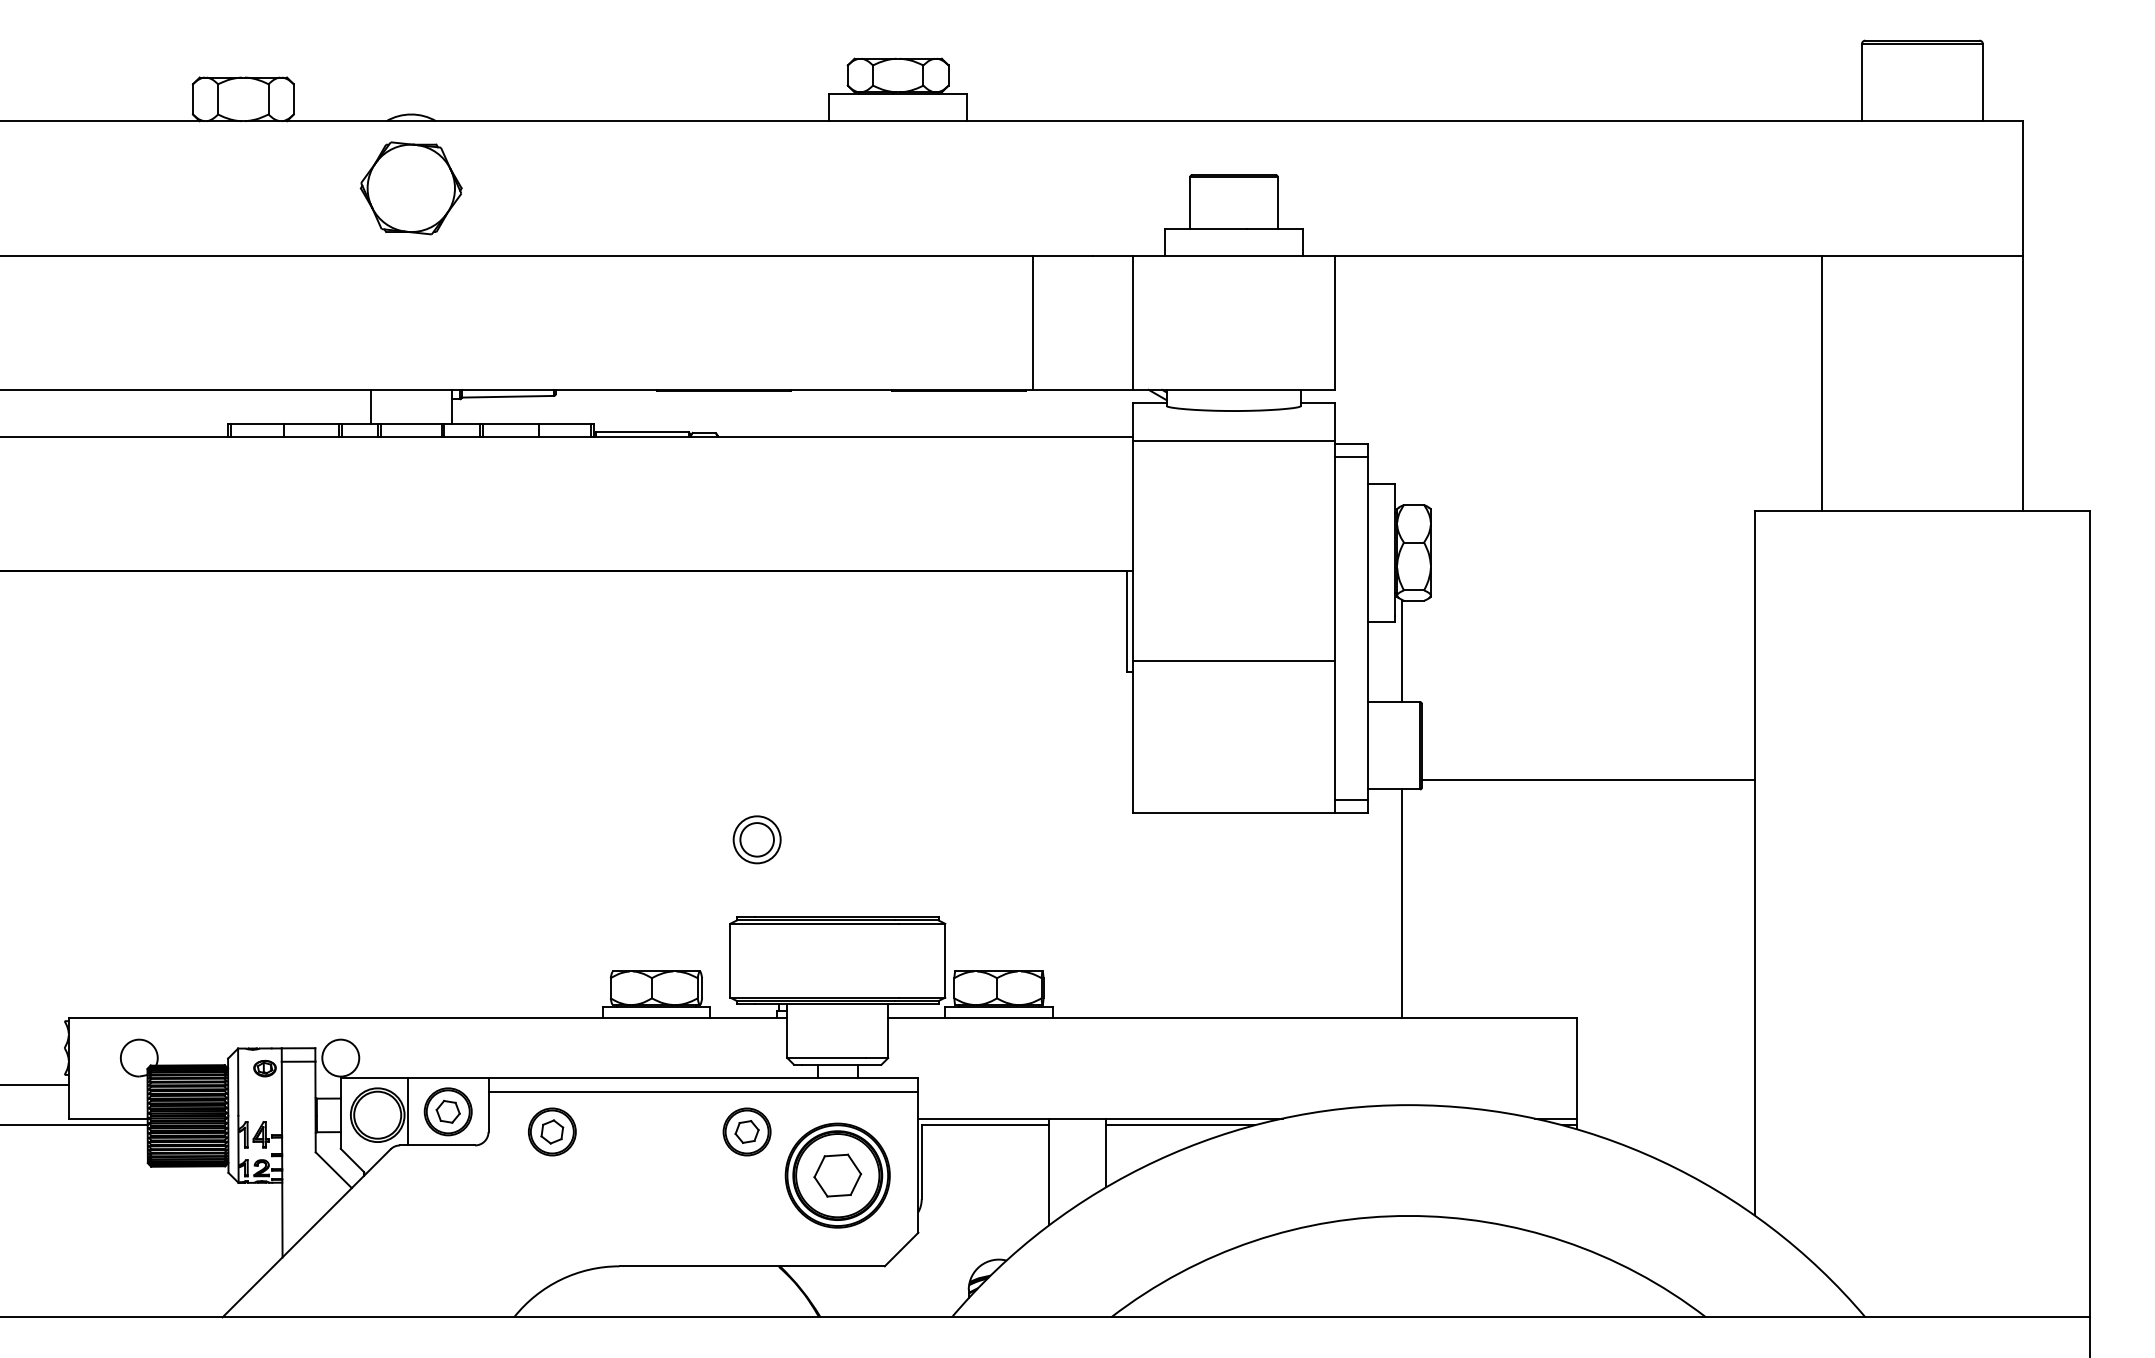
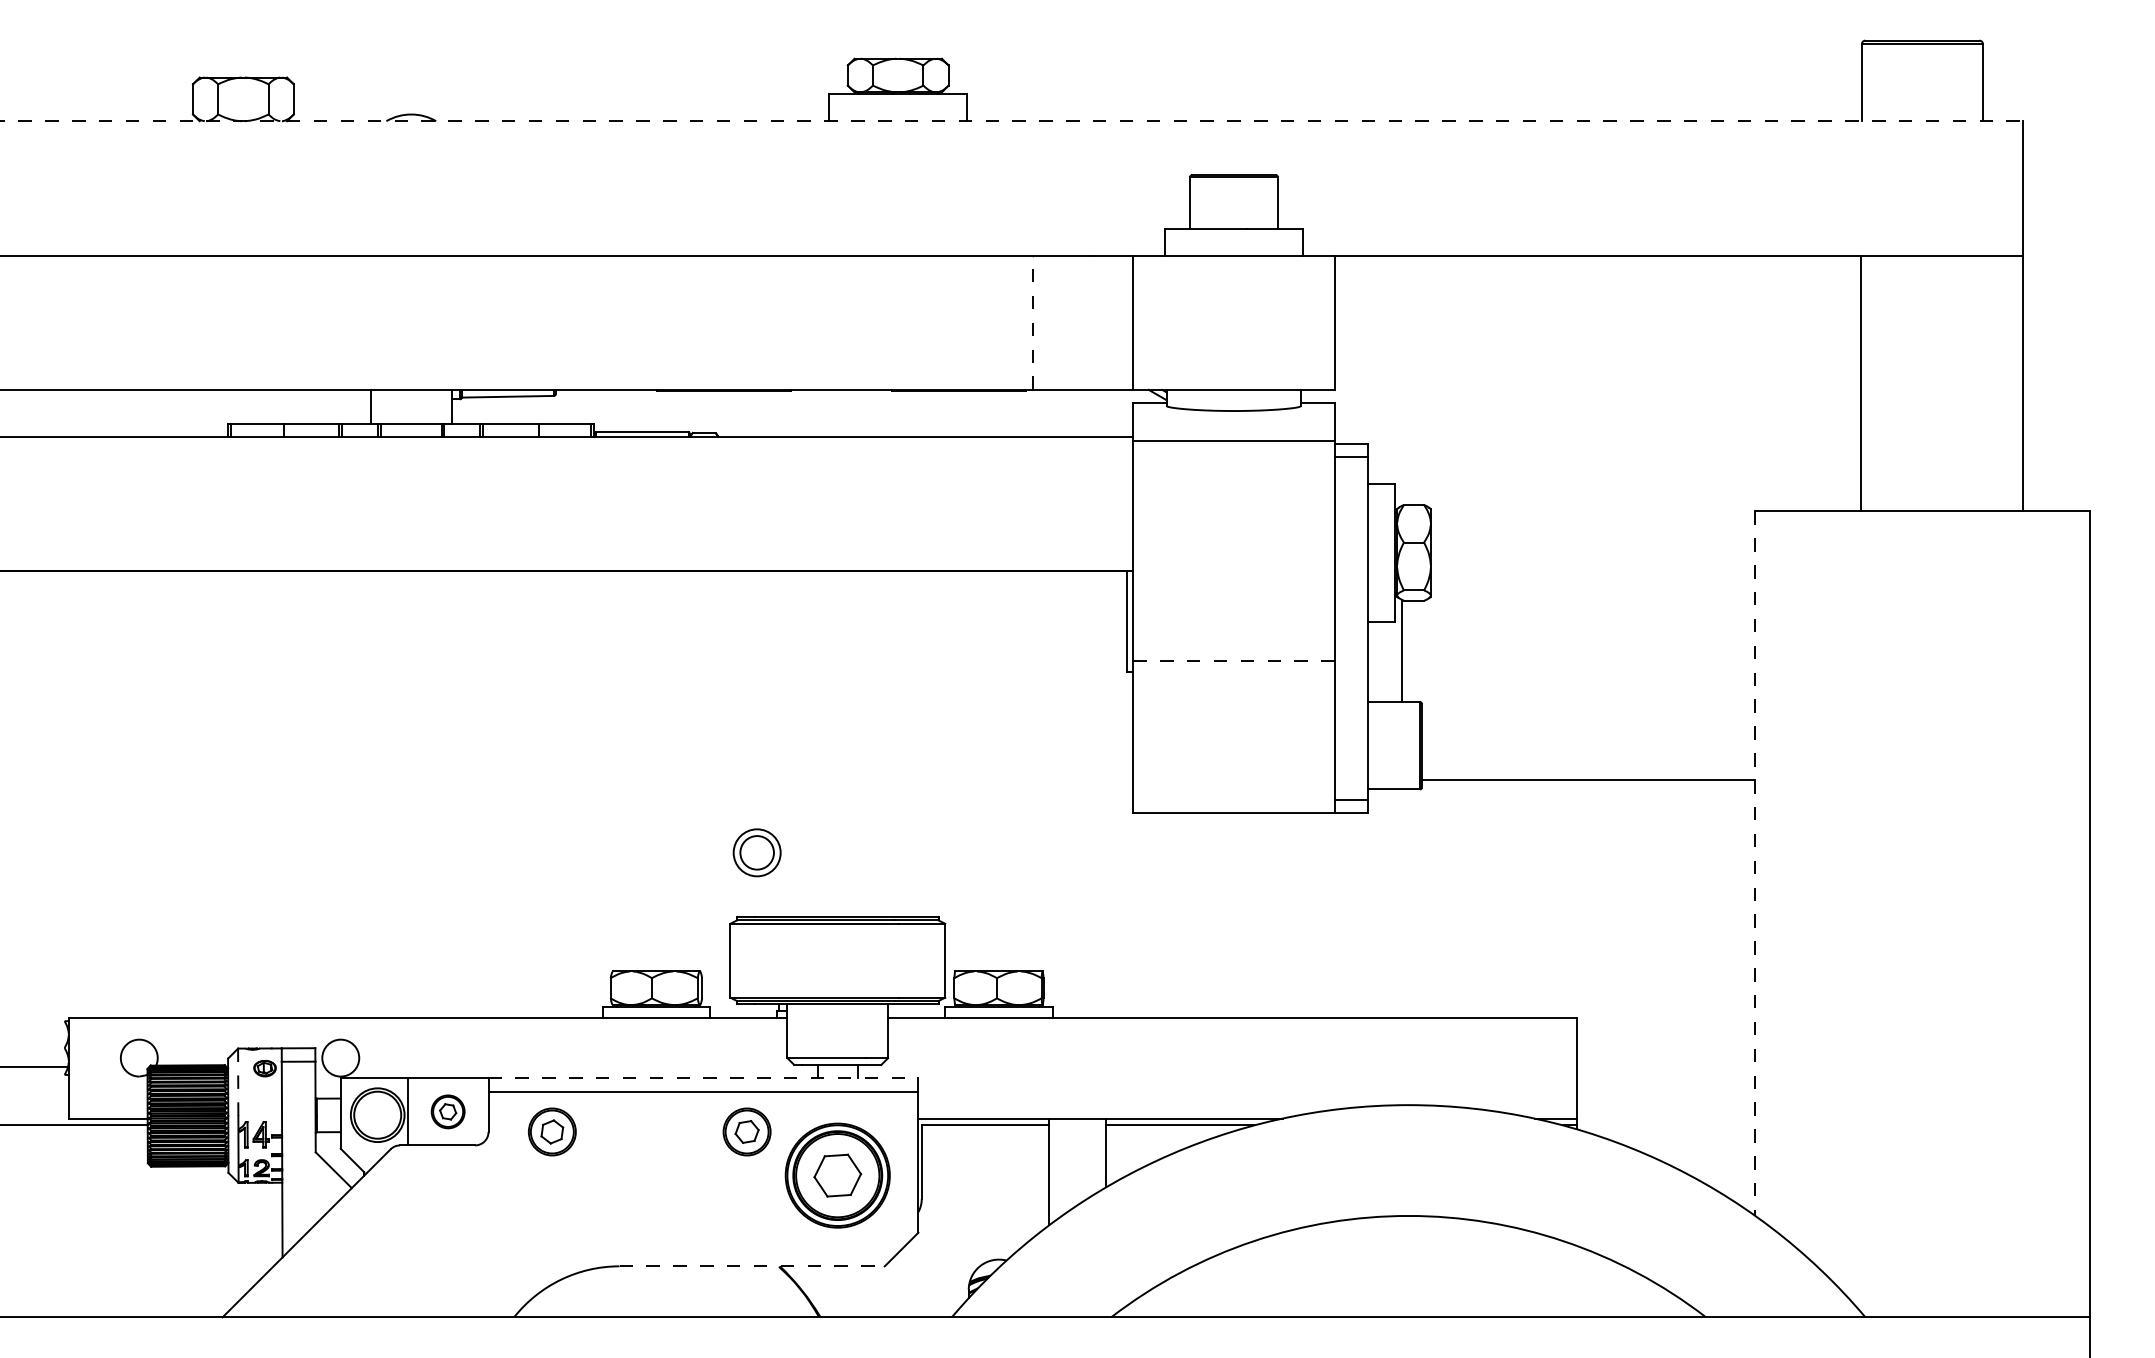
line: solid -> dashed (1012, 121)
part: present -> none (410, 188)
line: solid -> dashed (1032, 322)
line position: (1821, 383) -> (1860, 383) (1860, 383)
line: solid -> dashed (1234, 661)
part position: (756, 839) -> (756, 852) (756, 852)
line: solid -> dashed (1754, 863)
line: present -> none (1401, 903)
line: solid -> dashed (703, 1078)
line: solid -> dashed (238, 1082)
line position: (35, 1084) -> (35, 1066) (35, 1066)
part size: 50x50 px -> 36x36 px (447, 1111)
line: solid -> dashed (752, 1266)
